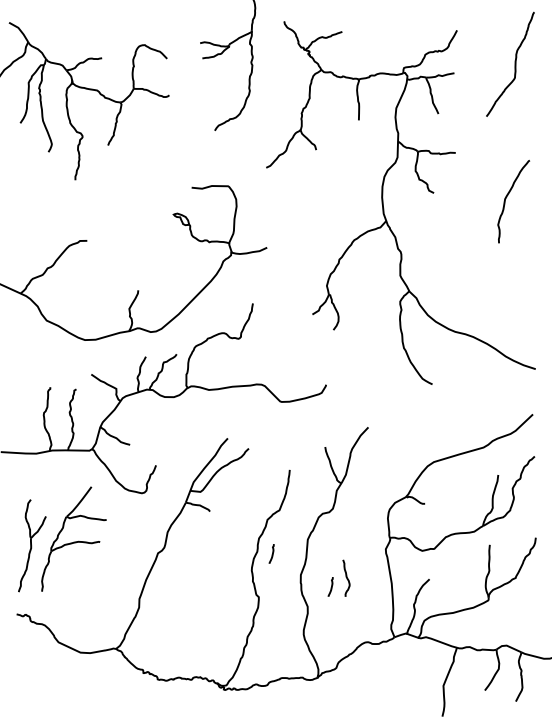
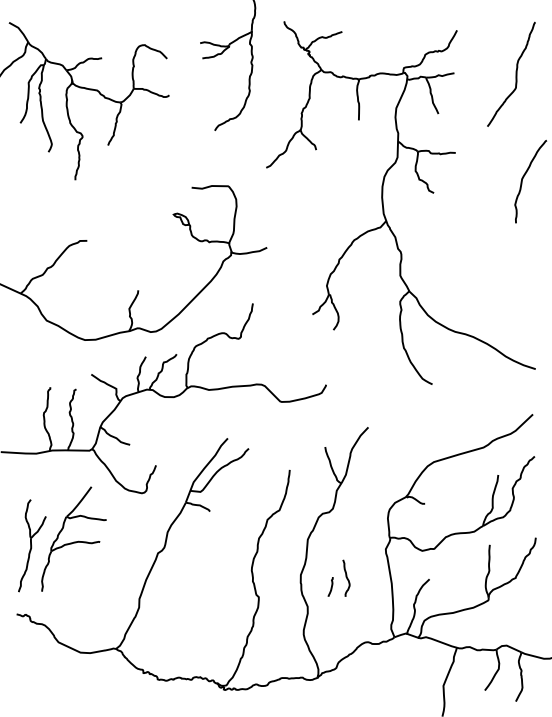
curve position: (514, 63) -> (515, 73) (515, 73)
curve position: (507, 197) -> (524, 177) (524, 177)
curve: present -> none (272, 553)
